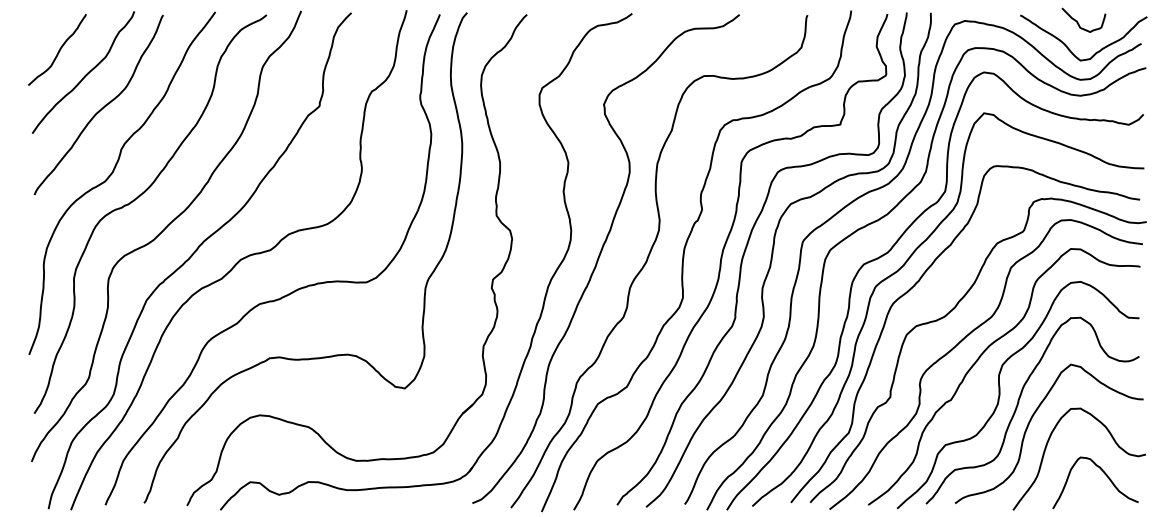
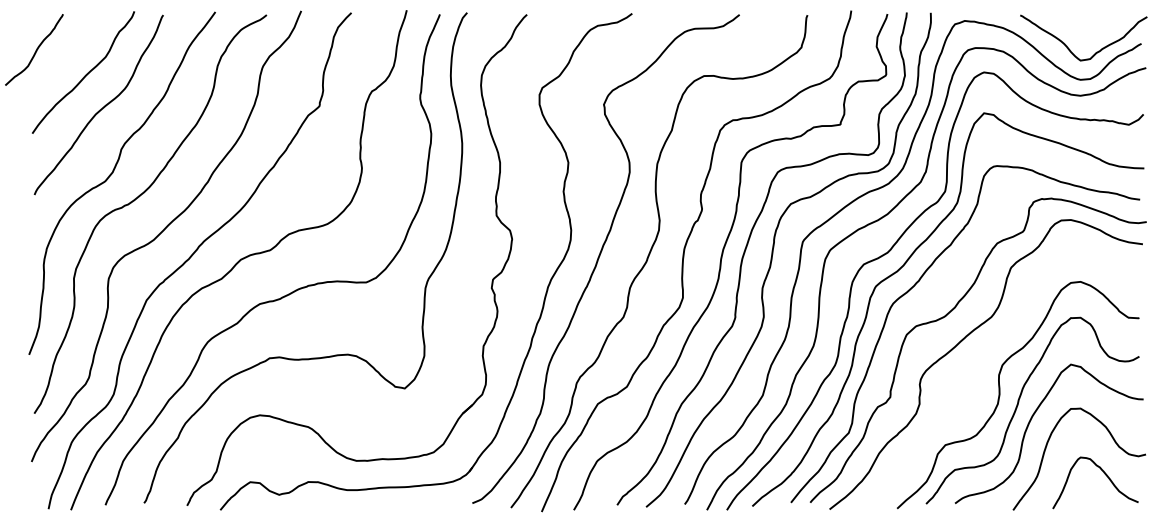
curve: present -> none (1078, 22)
curve position: (58, 50) -> (35, 50) (35, 50)
curve: present -> none (979, 359)
